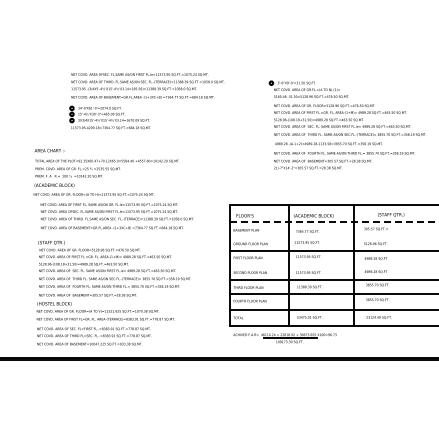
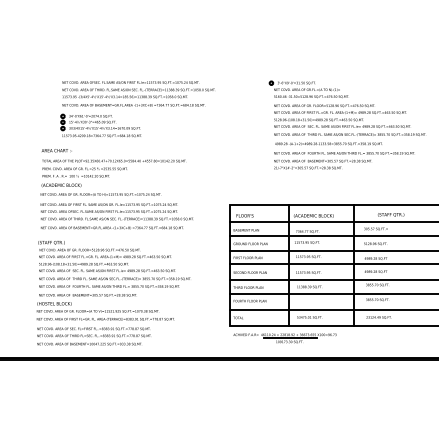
part position: (146, 101) -> (137, 109) (137, 109)
text position: (105, 172) -> (112, 172) (112, 172)
line: dashed -> solid (334, 222)
line: none -> present (332, 236)
line: none -> present (332, 263)
